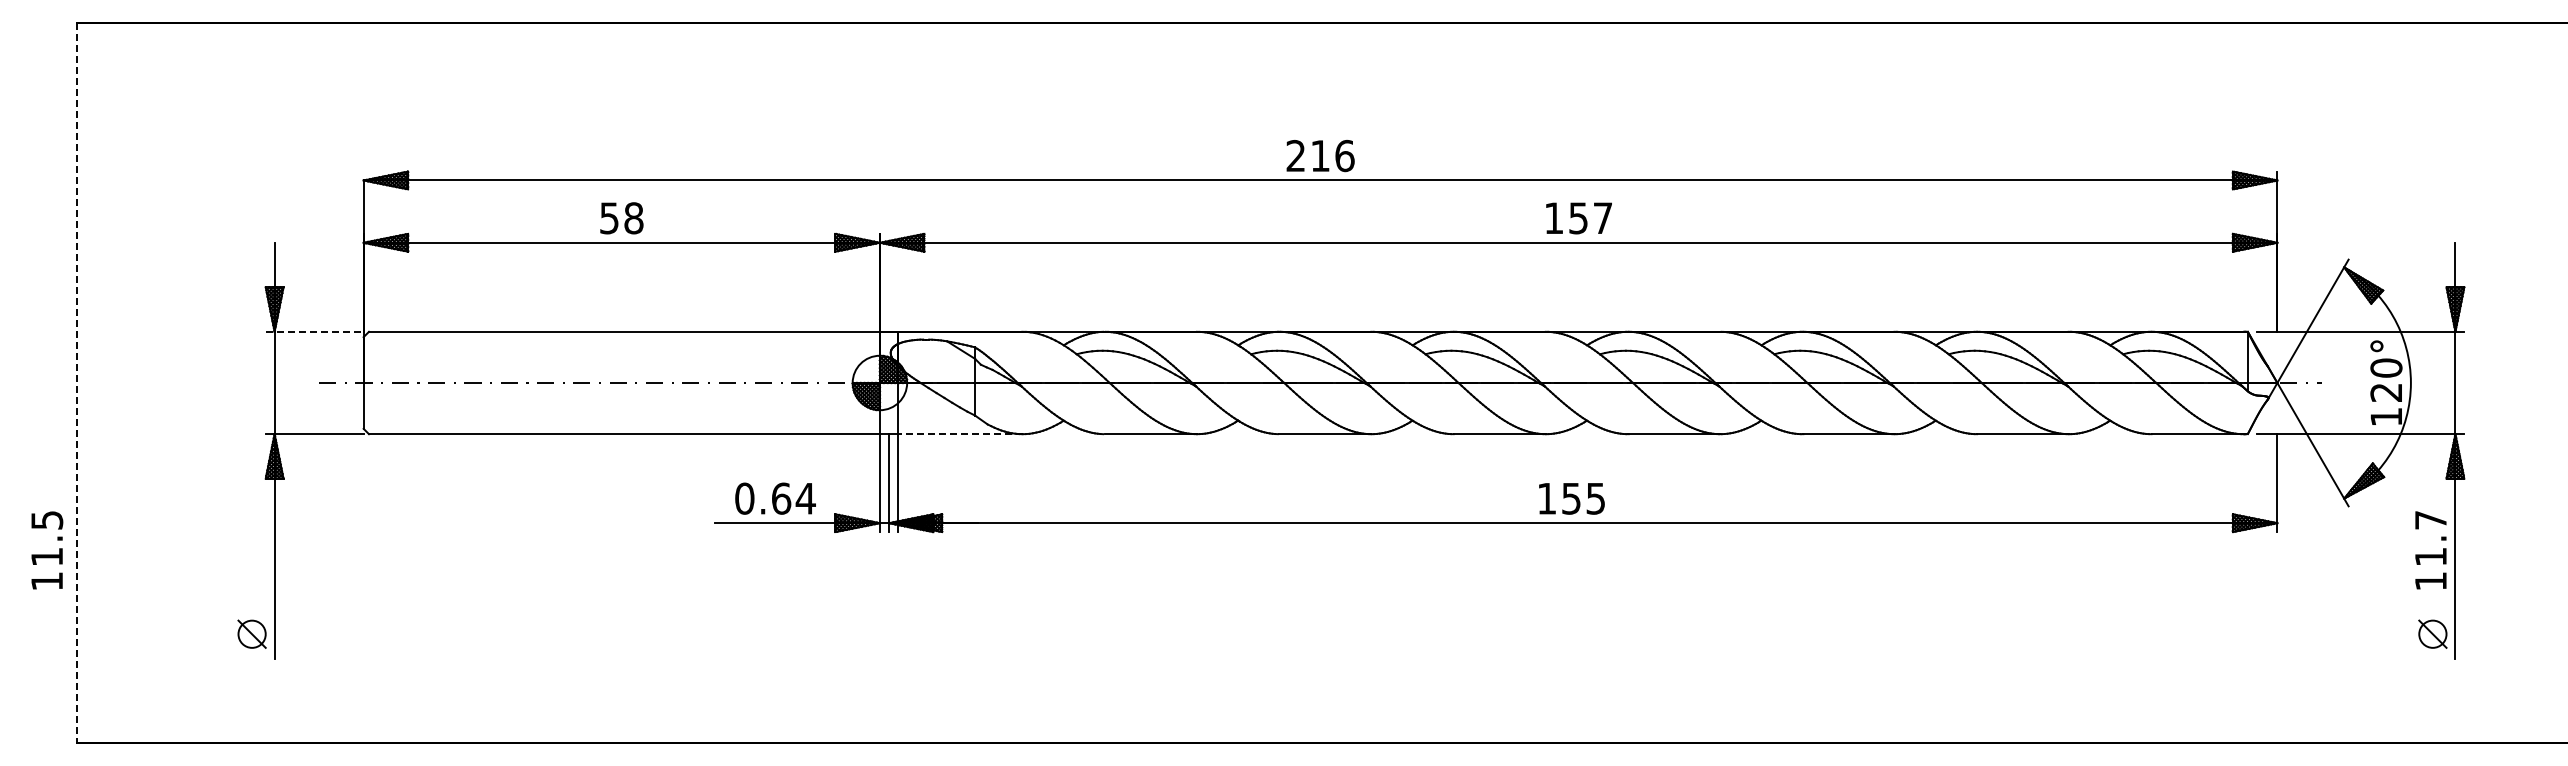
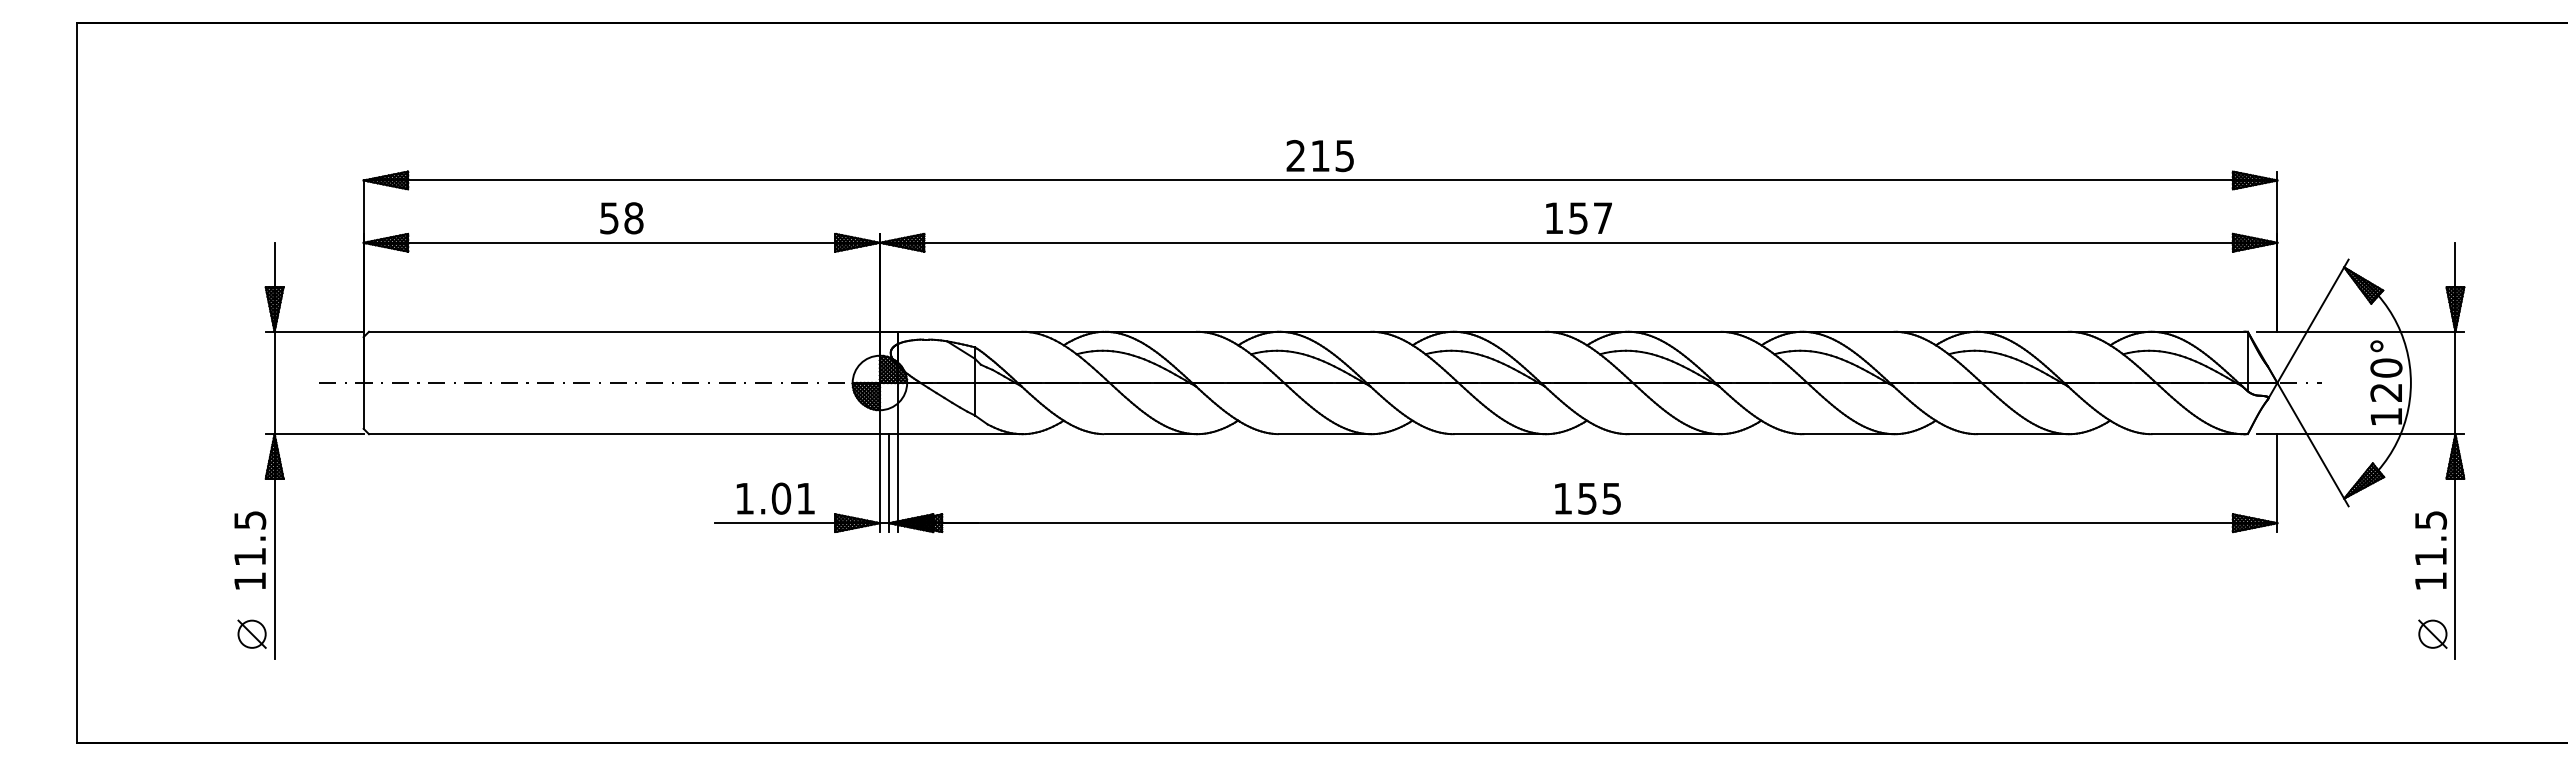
text: 216 -> 215 (1344, 155)
line: dashed -> solid (314, 331)
line: dashed -> solid (77, 383)
line: dashed -> solid (959, 434)
text: 0.64 -> 1.01 (775, 498)
text position: (1571, 498) -> (1587, 498) (1587, 498)
text: 11.7 -> 11.5 (2431, 520)
text position: (47, 550) -> (250, 550) (250, 550)
